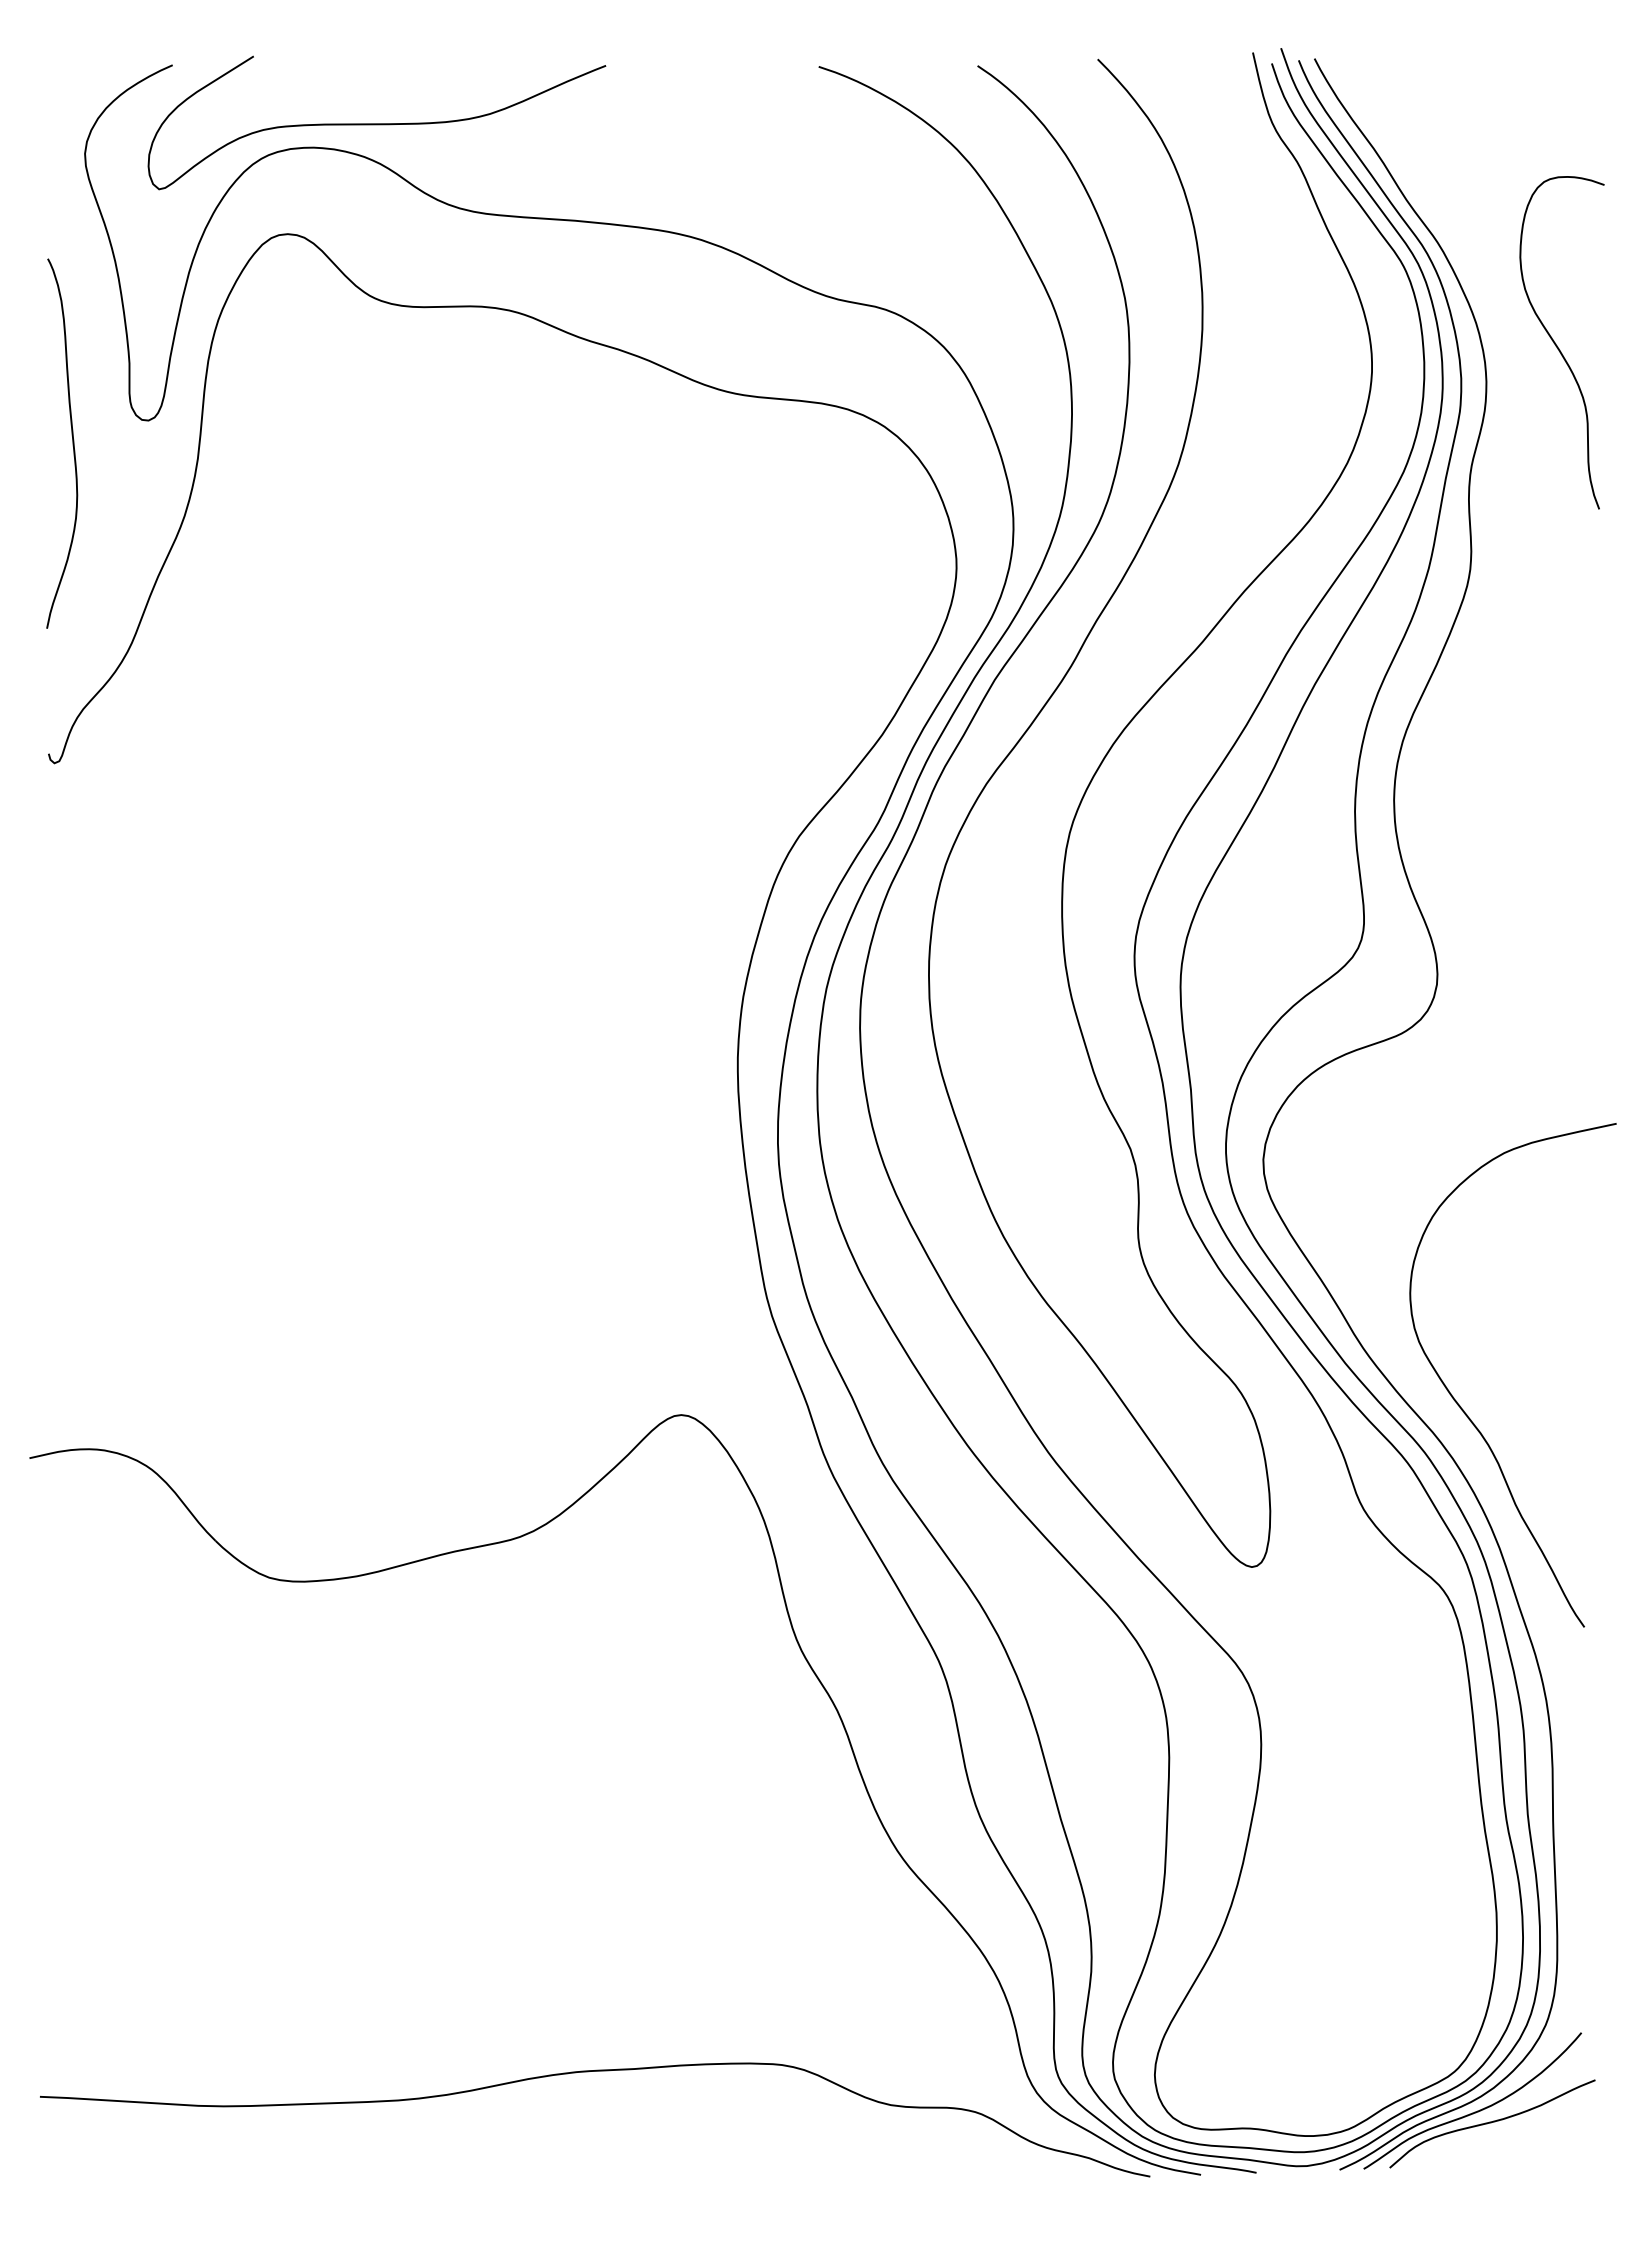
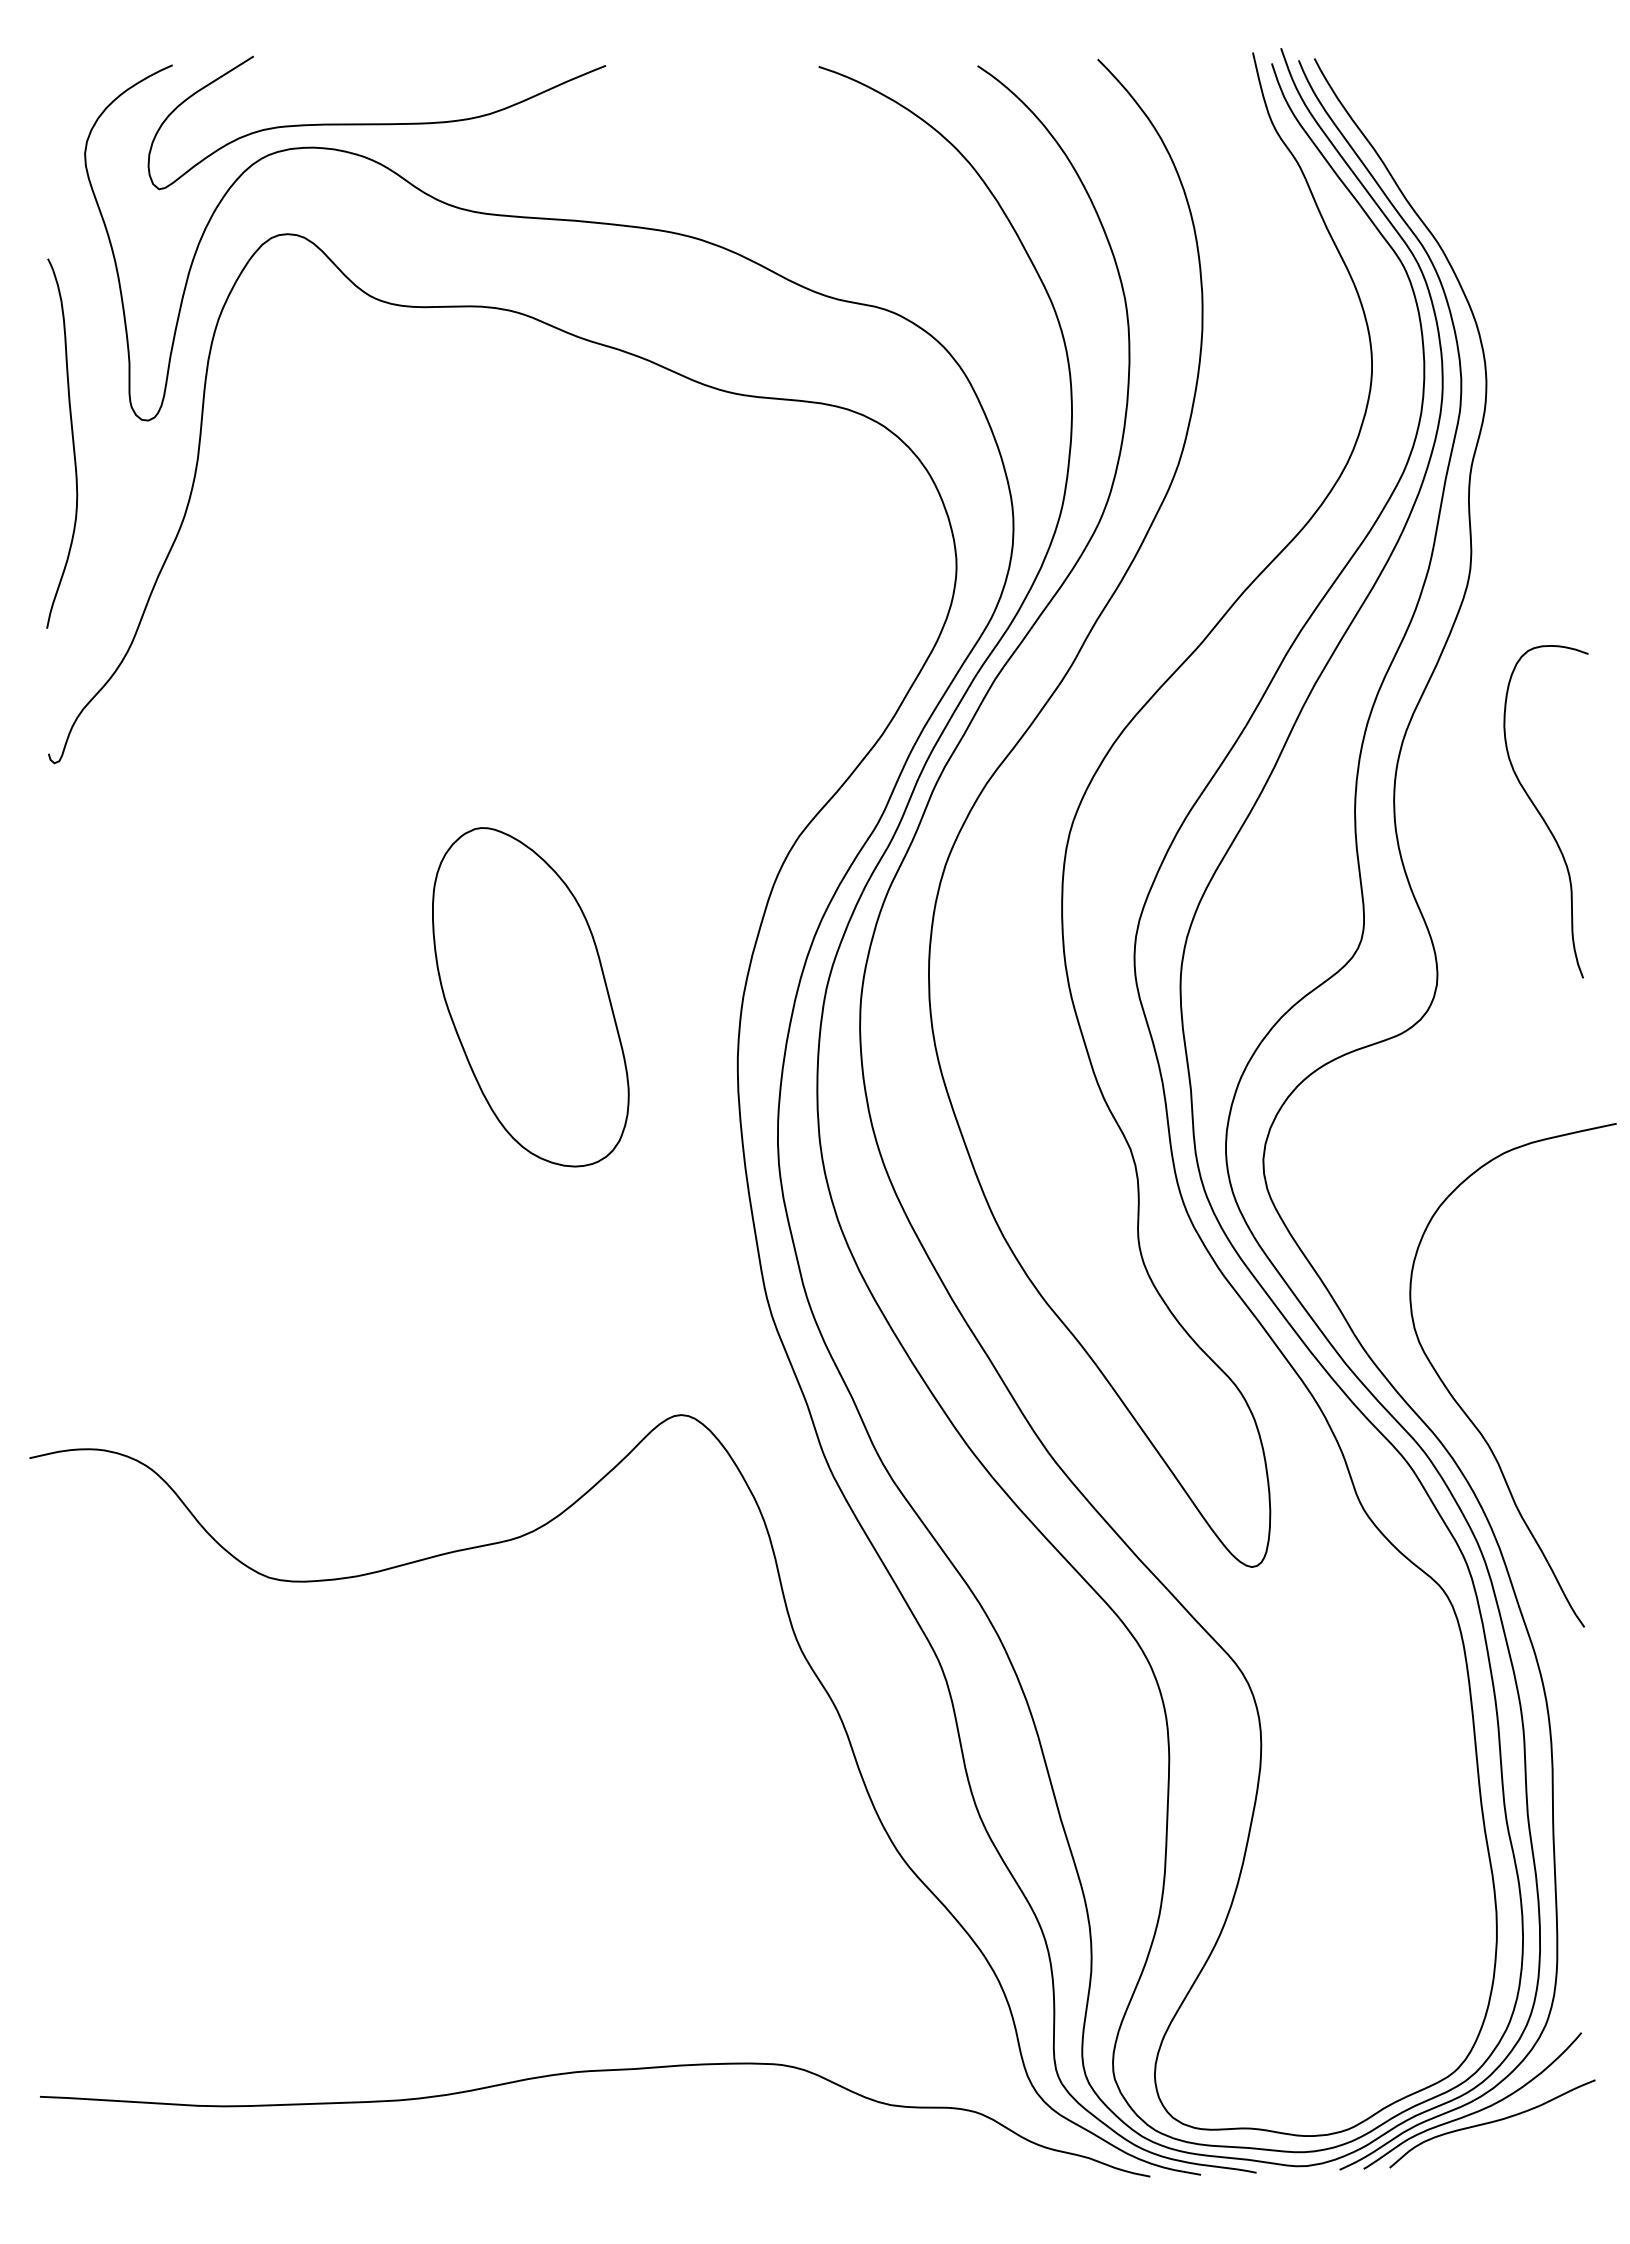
curve position: (1557, 345) -> (1541, 814) (1541, 814)
part: none -> present (530, 997)
